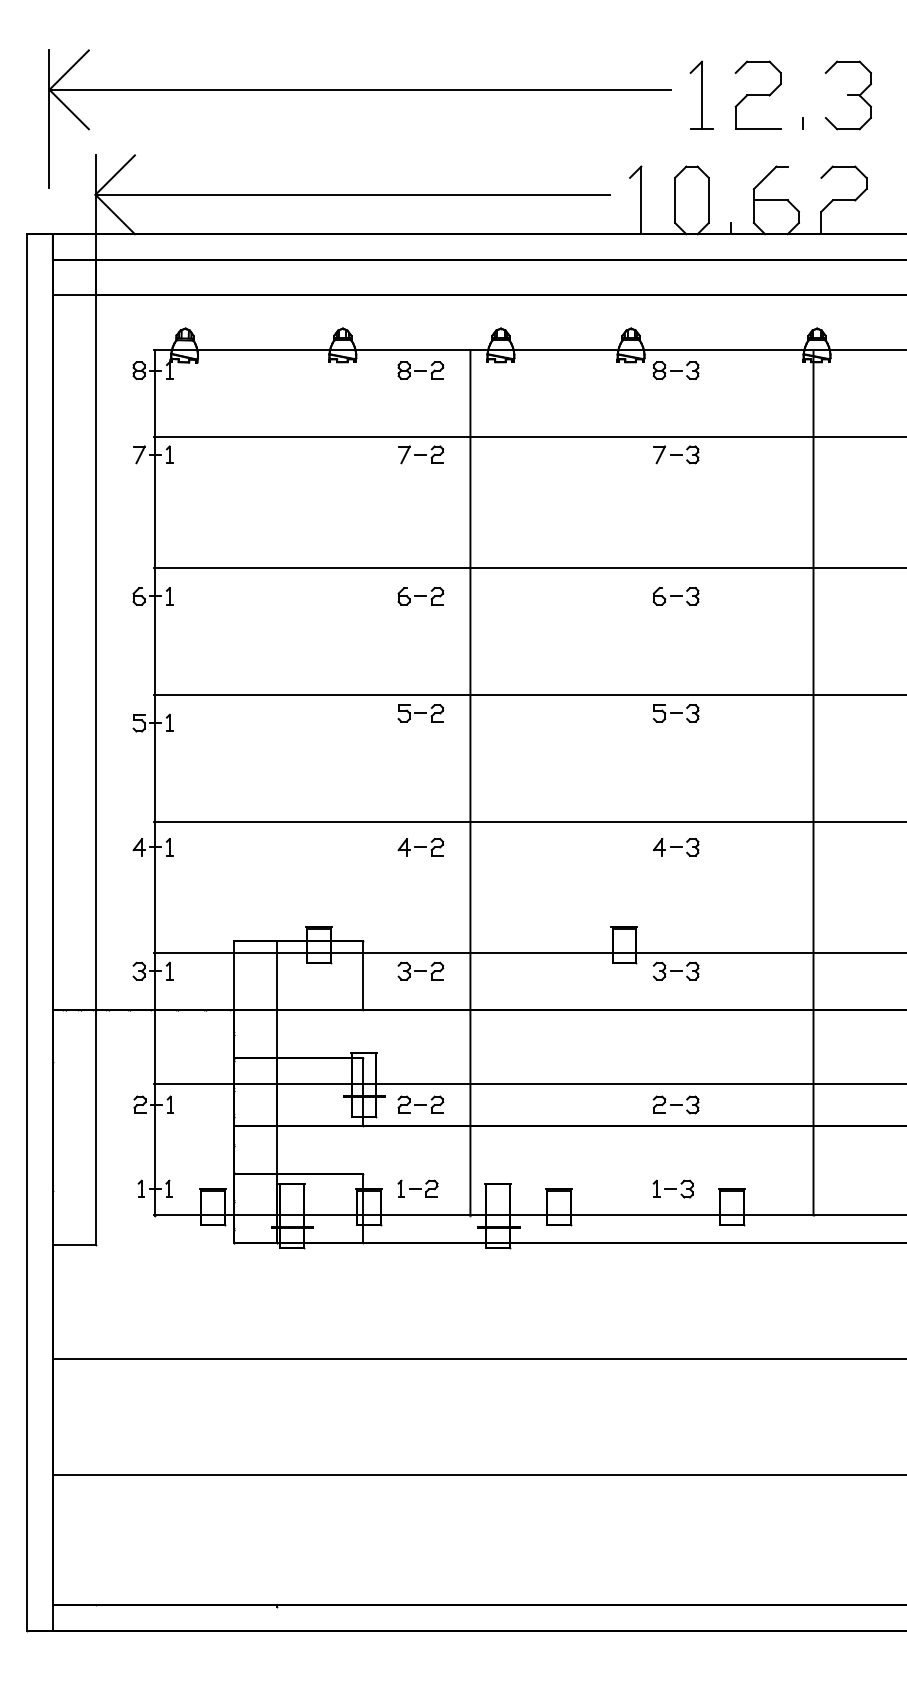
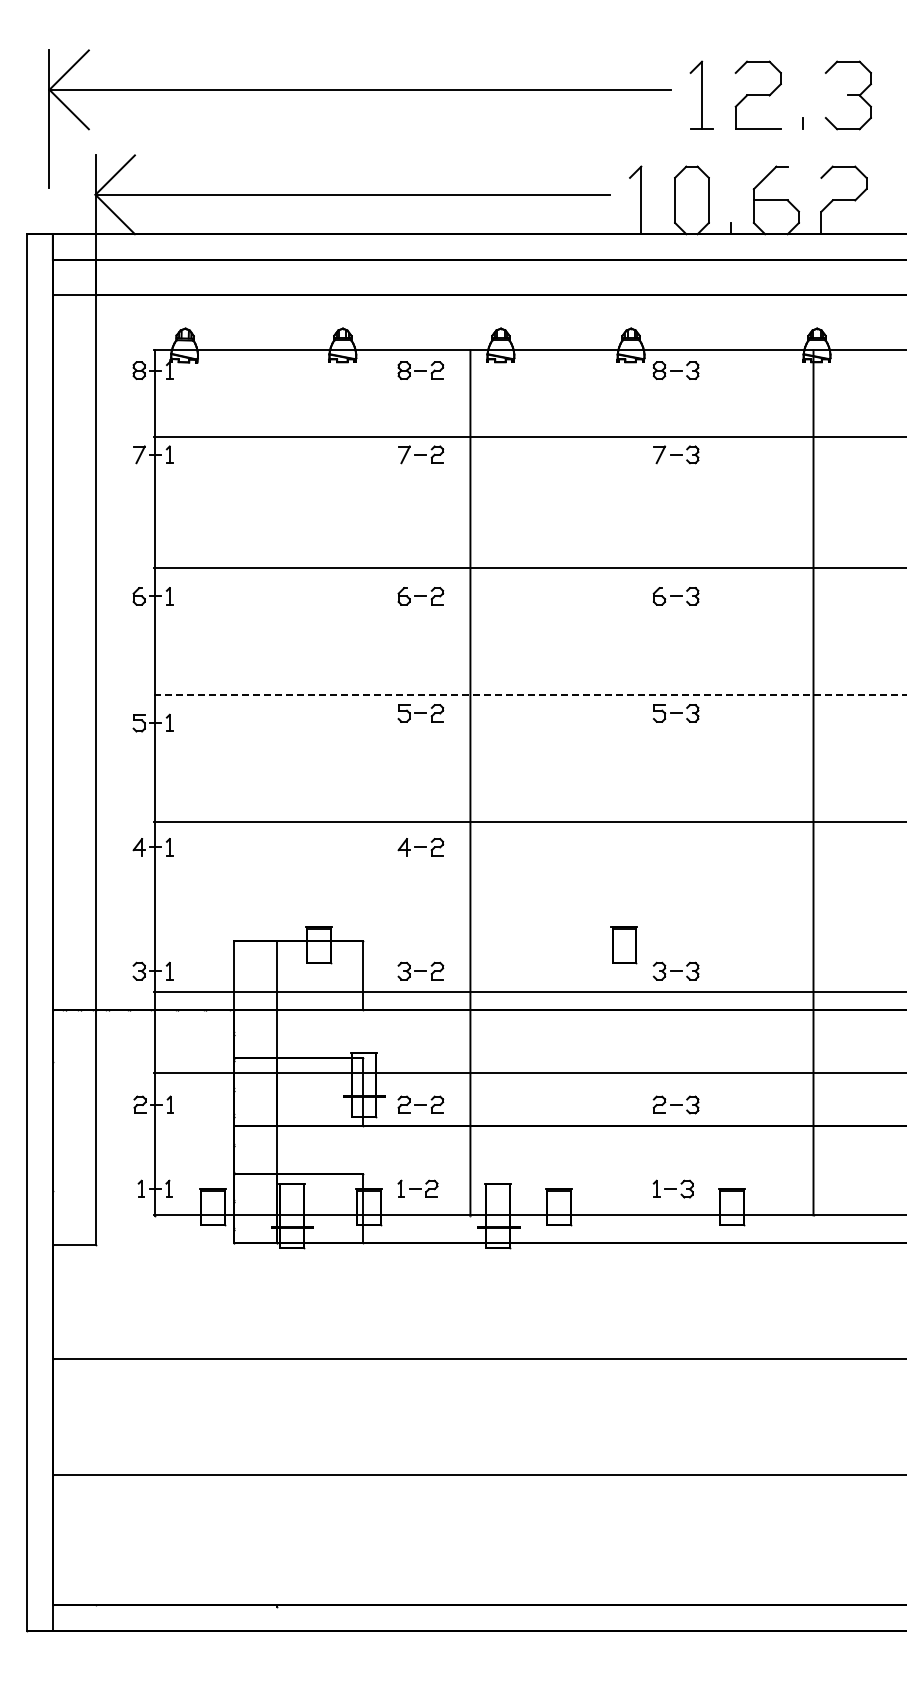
line: solid -> dashed (531, 694)
part: present -> none (675, 847)
line position: (528, 952) -> (528, 991) (528, 991)
line position: (528, 1084) -> (528, 1073) (528, 1073)
